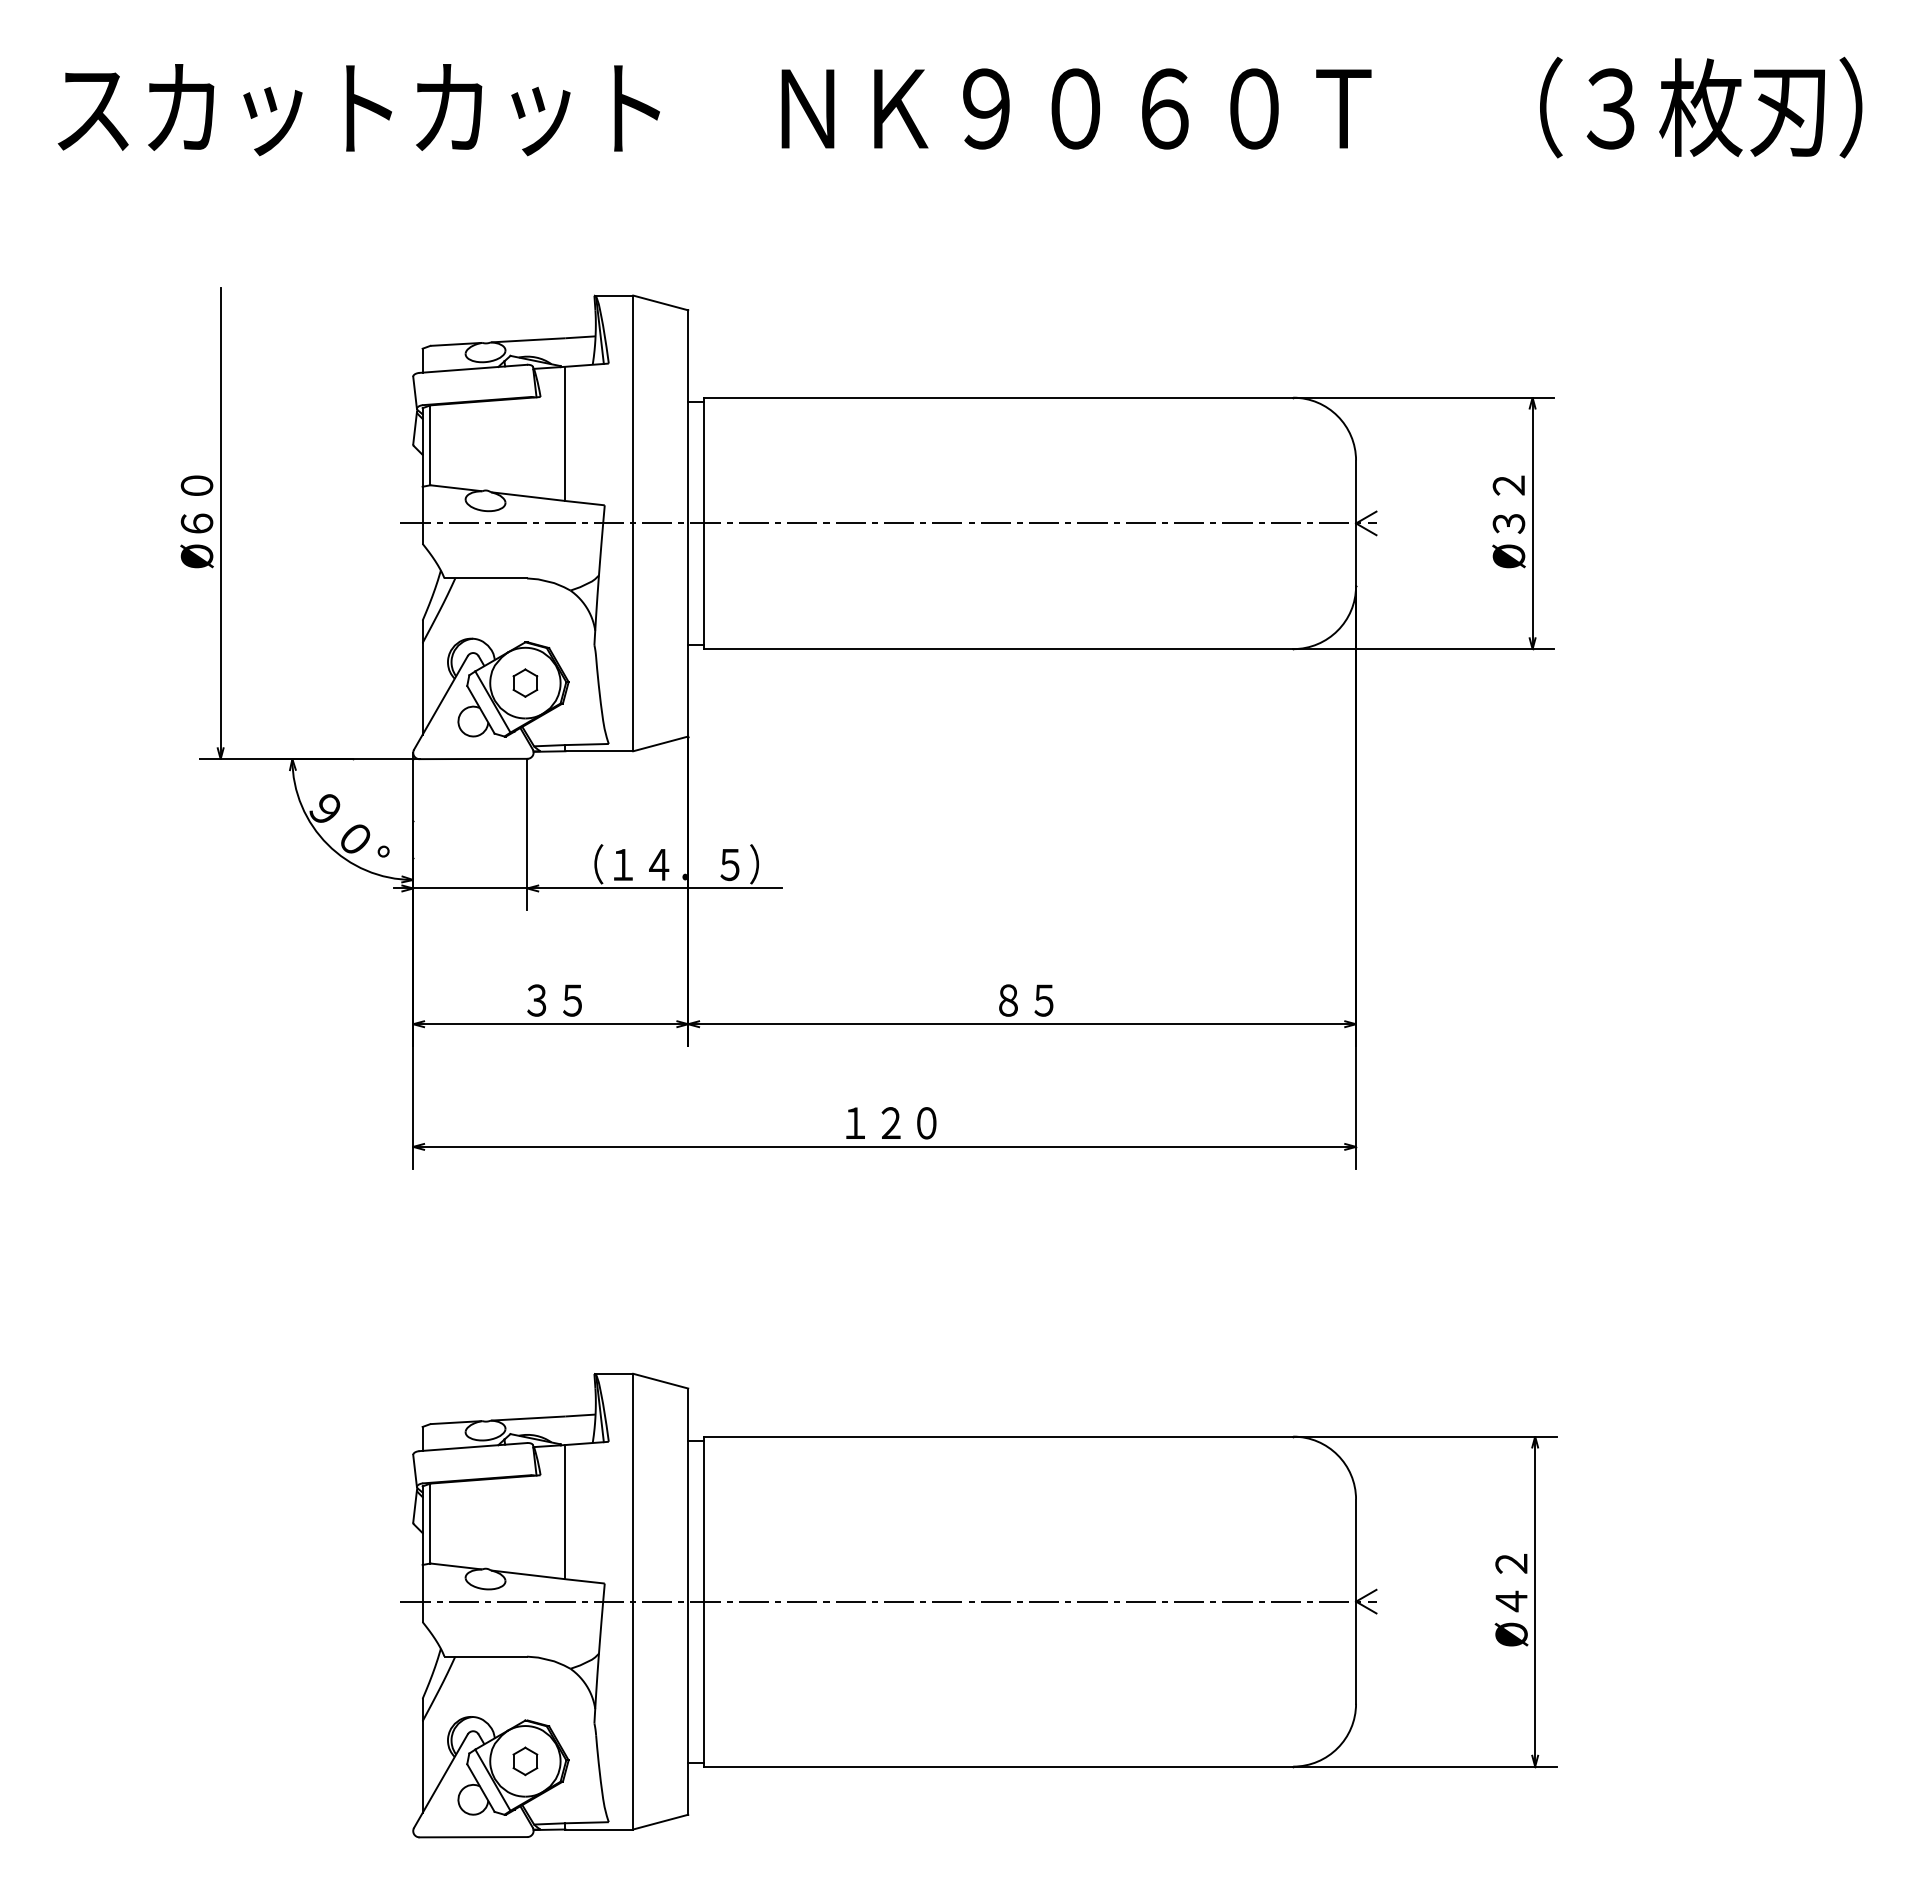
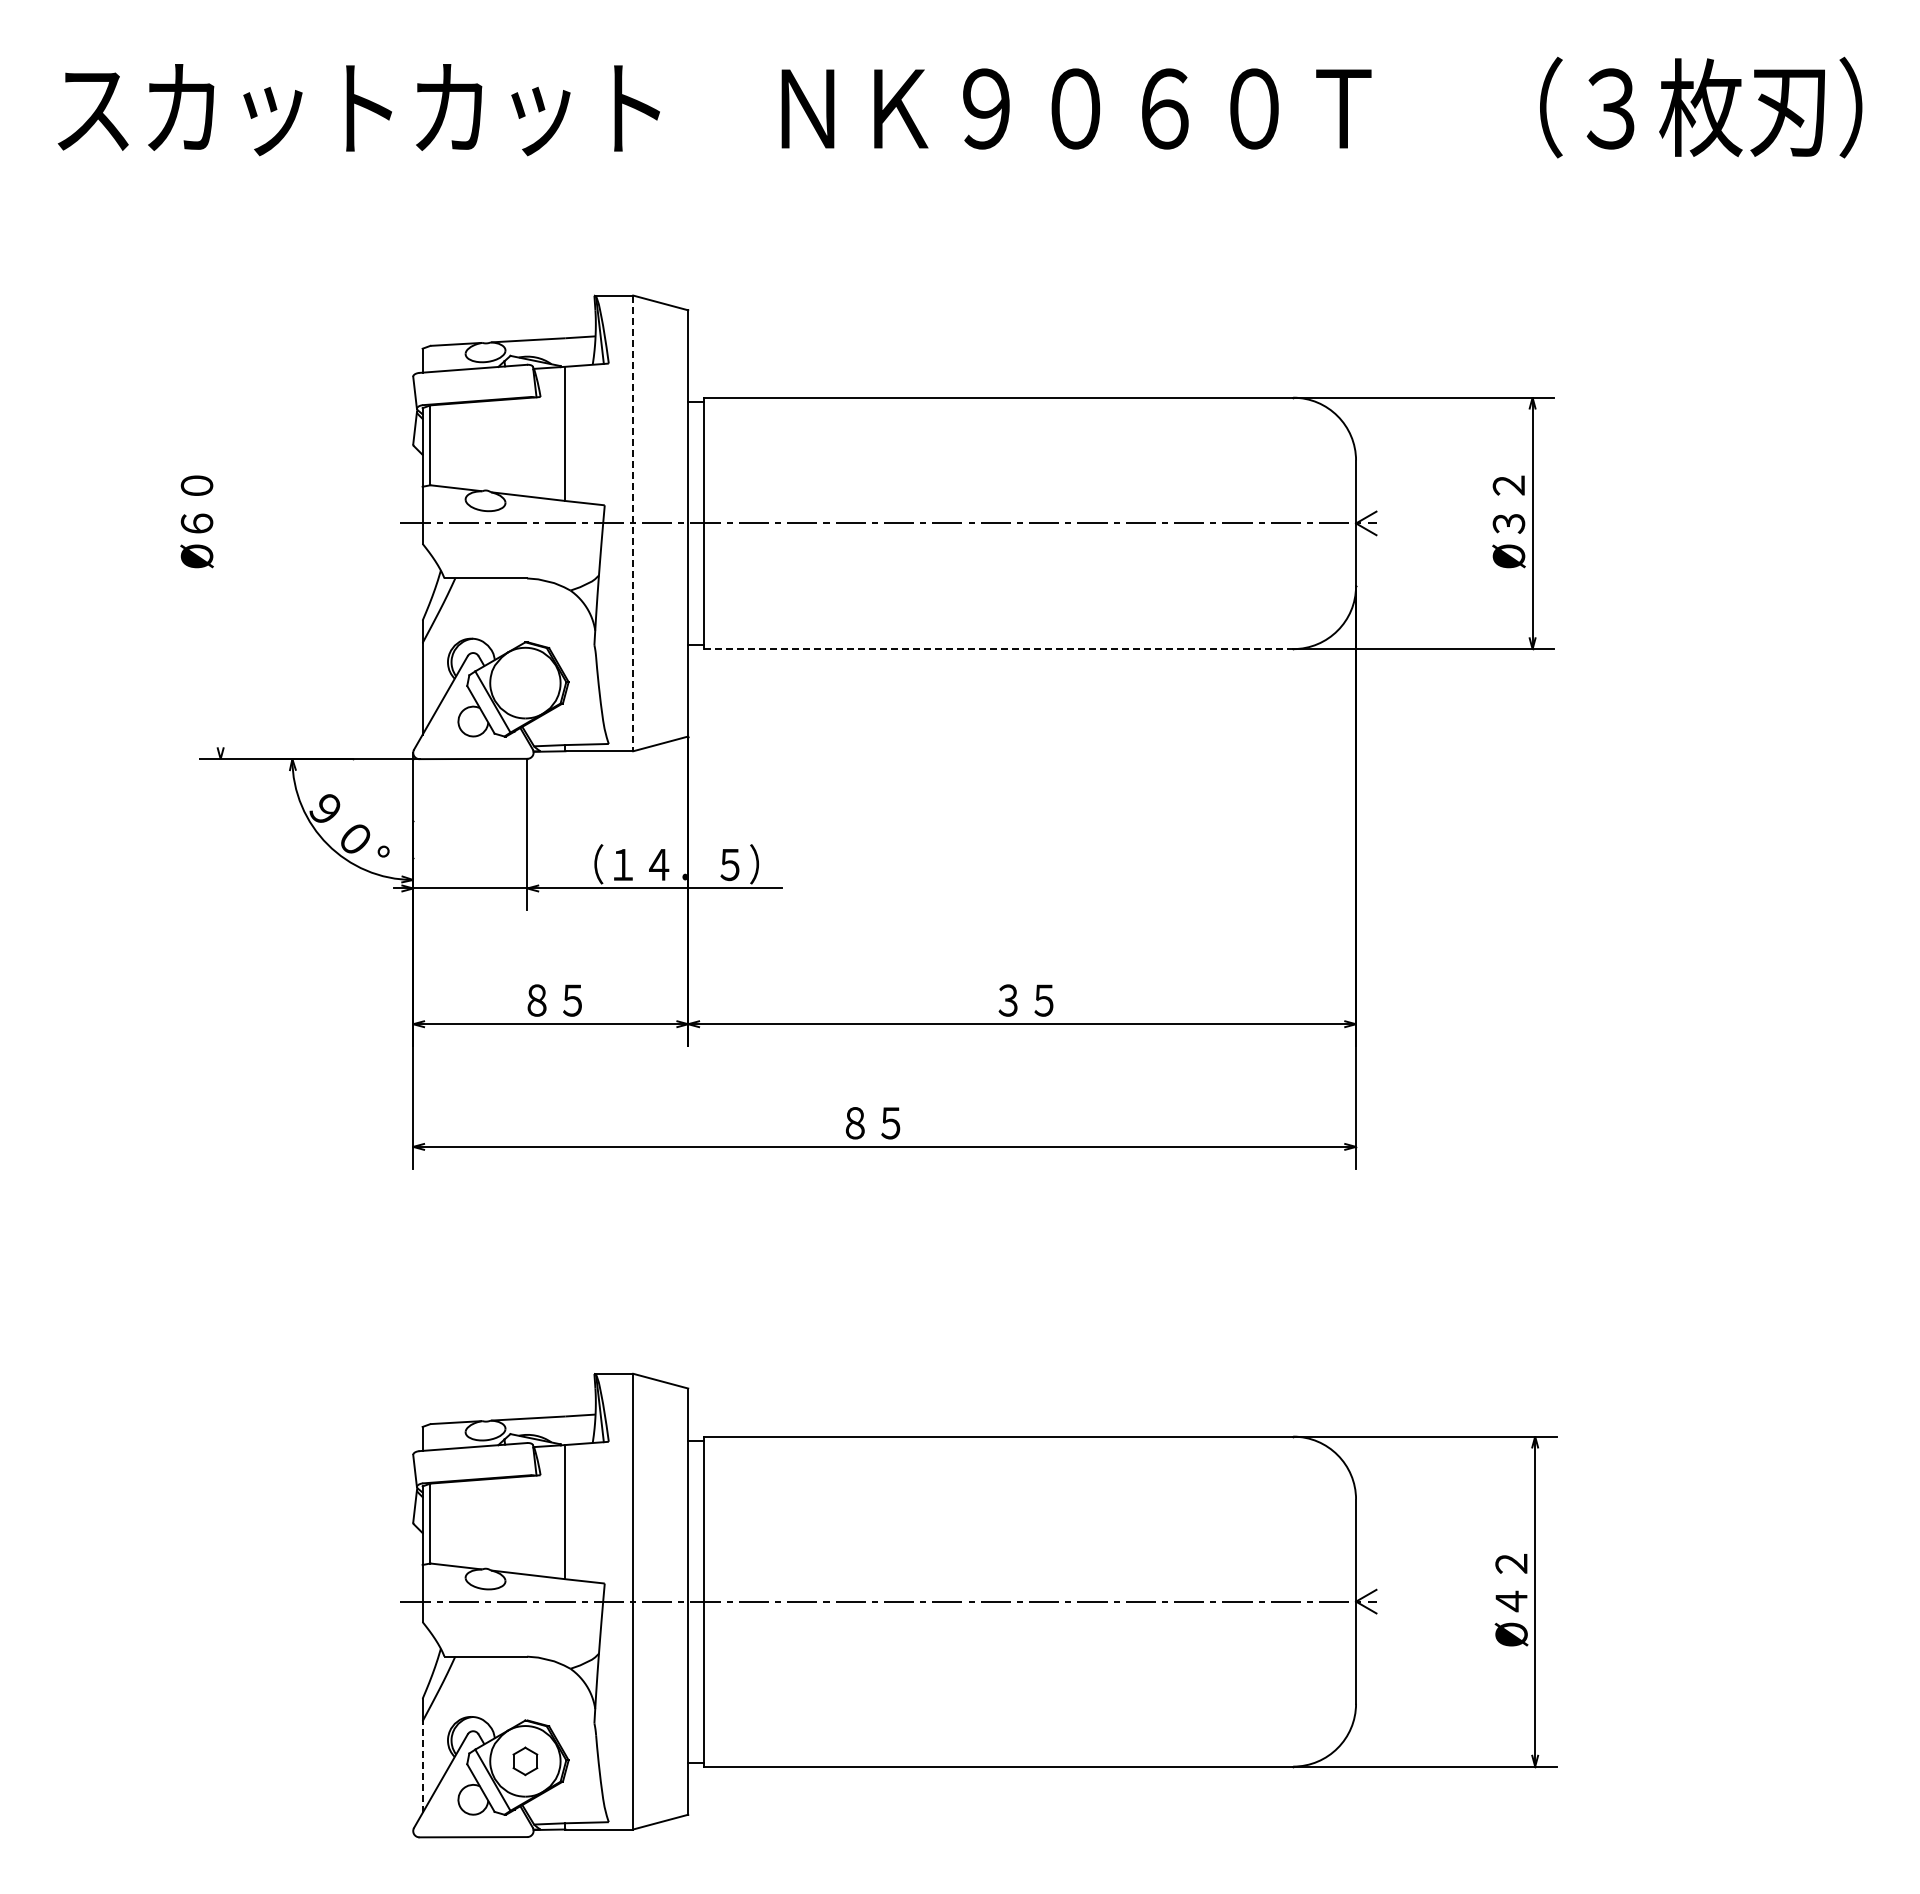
line: present -> none (220, 523)
line: solid -> dashed (633, 523)
line: solid -> dashed (998, 649)
part: present -> none (525, 682)
text: ３５ -> ８５ (536, 1000)
text: ８５ -> ３５ (1007, 1000)
text: １２０ -> ８５ (890, 1123)
line: solid -> dashed (422, 1767)
